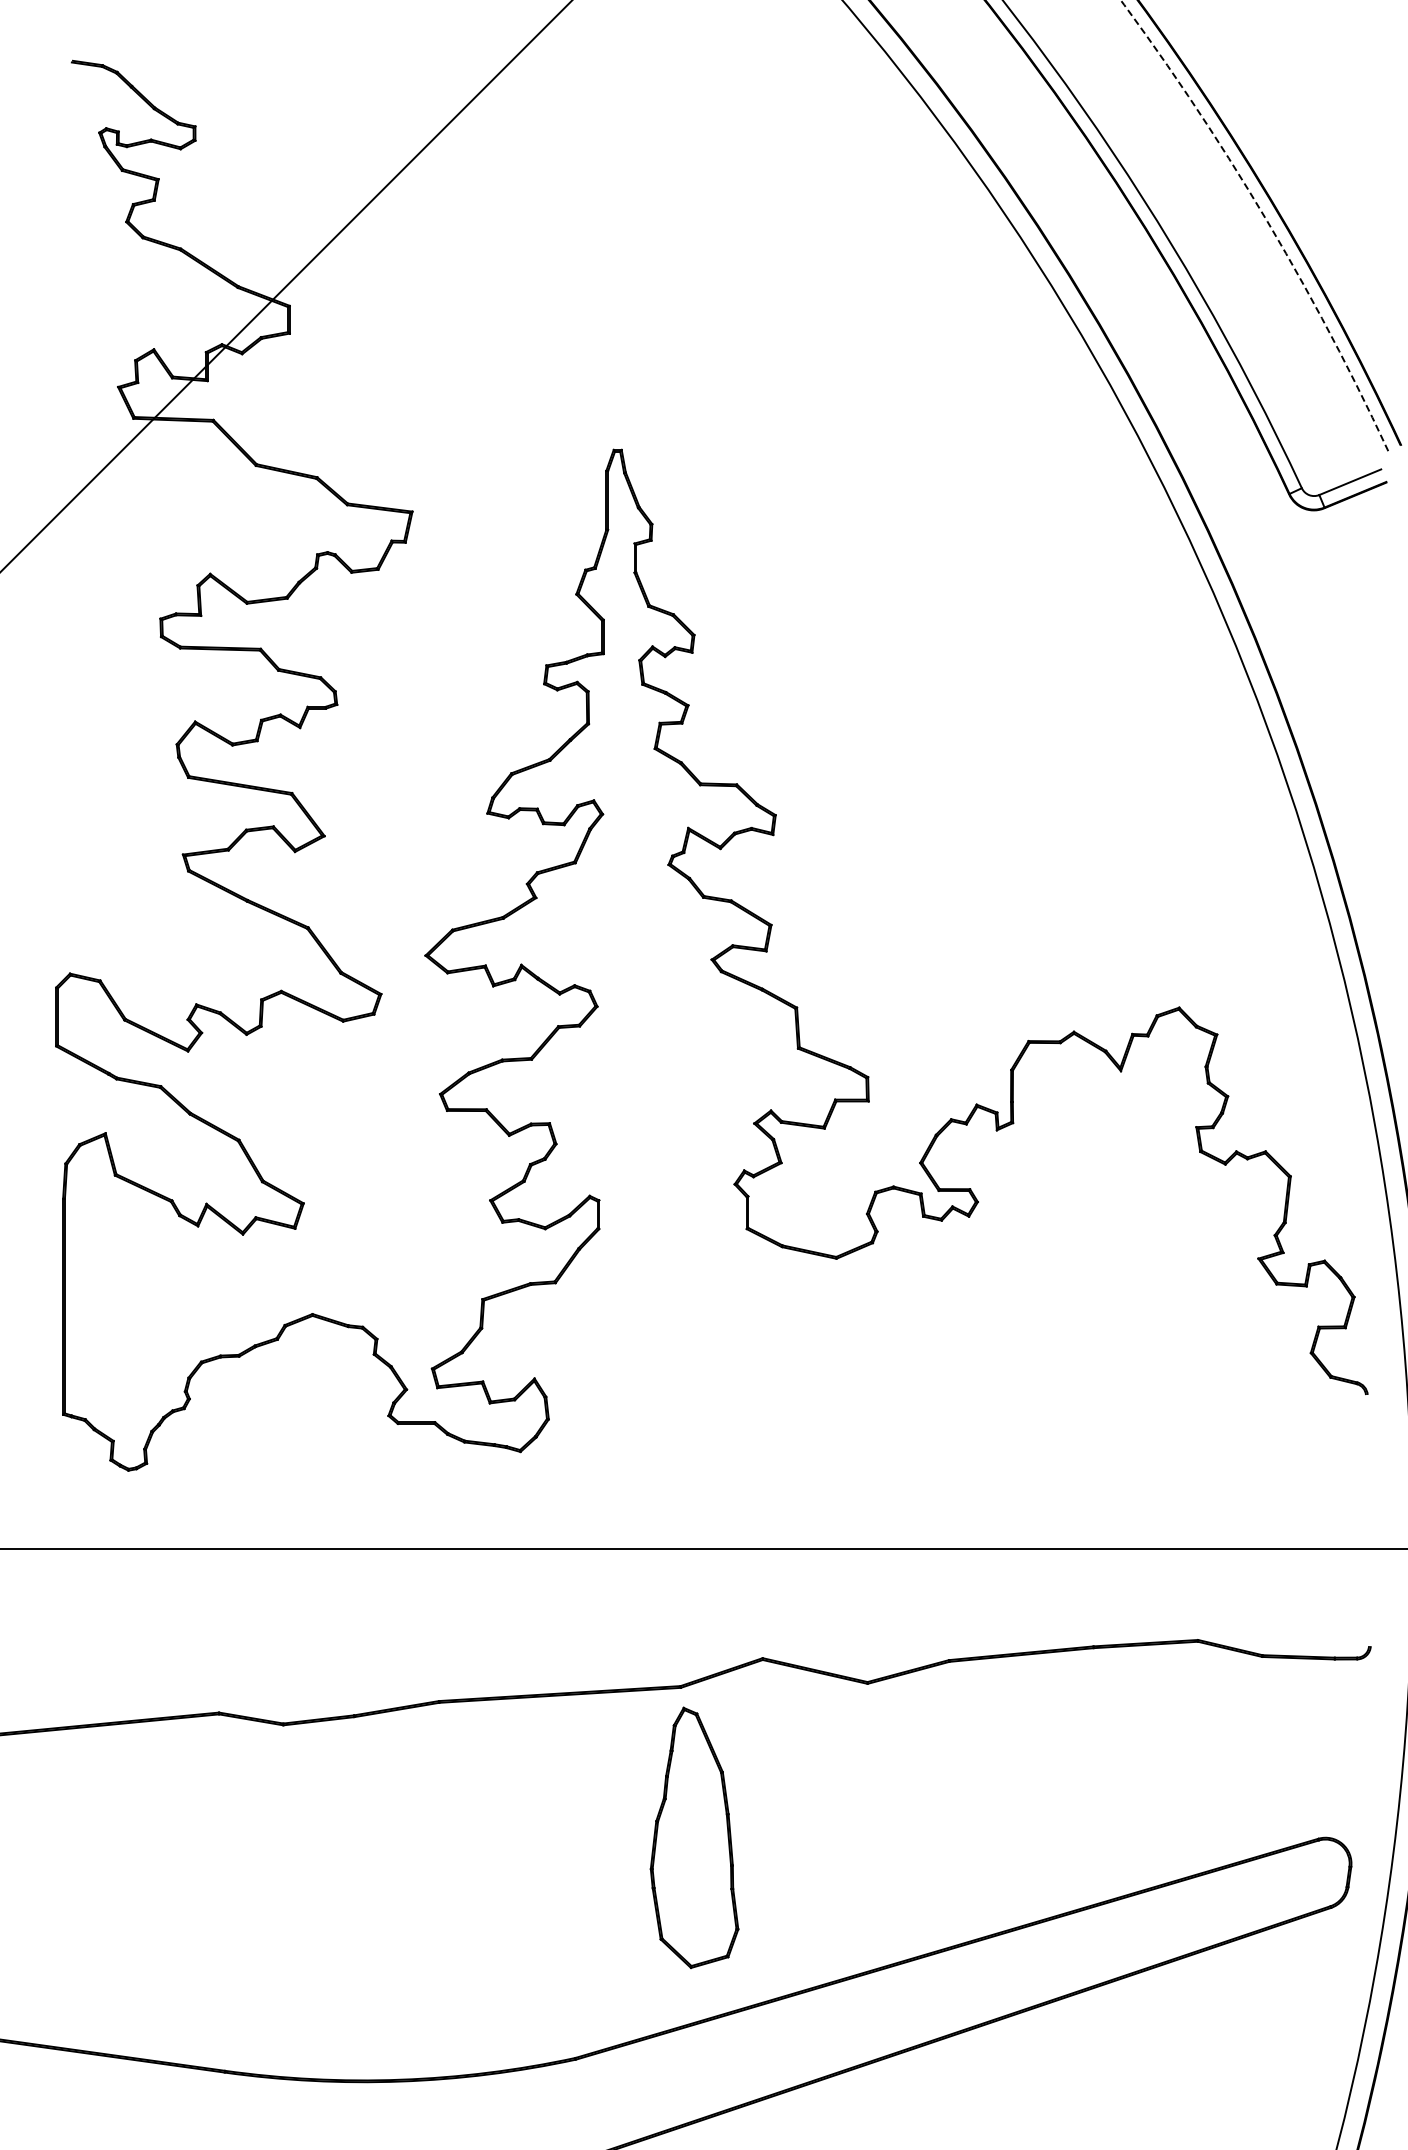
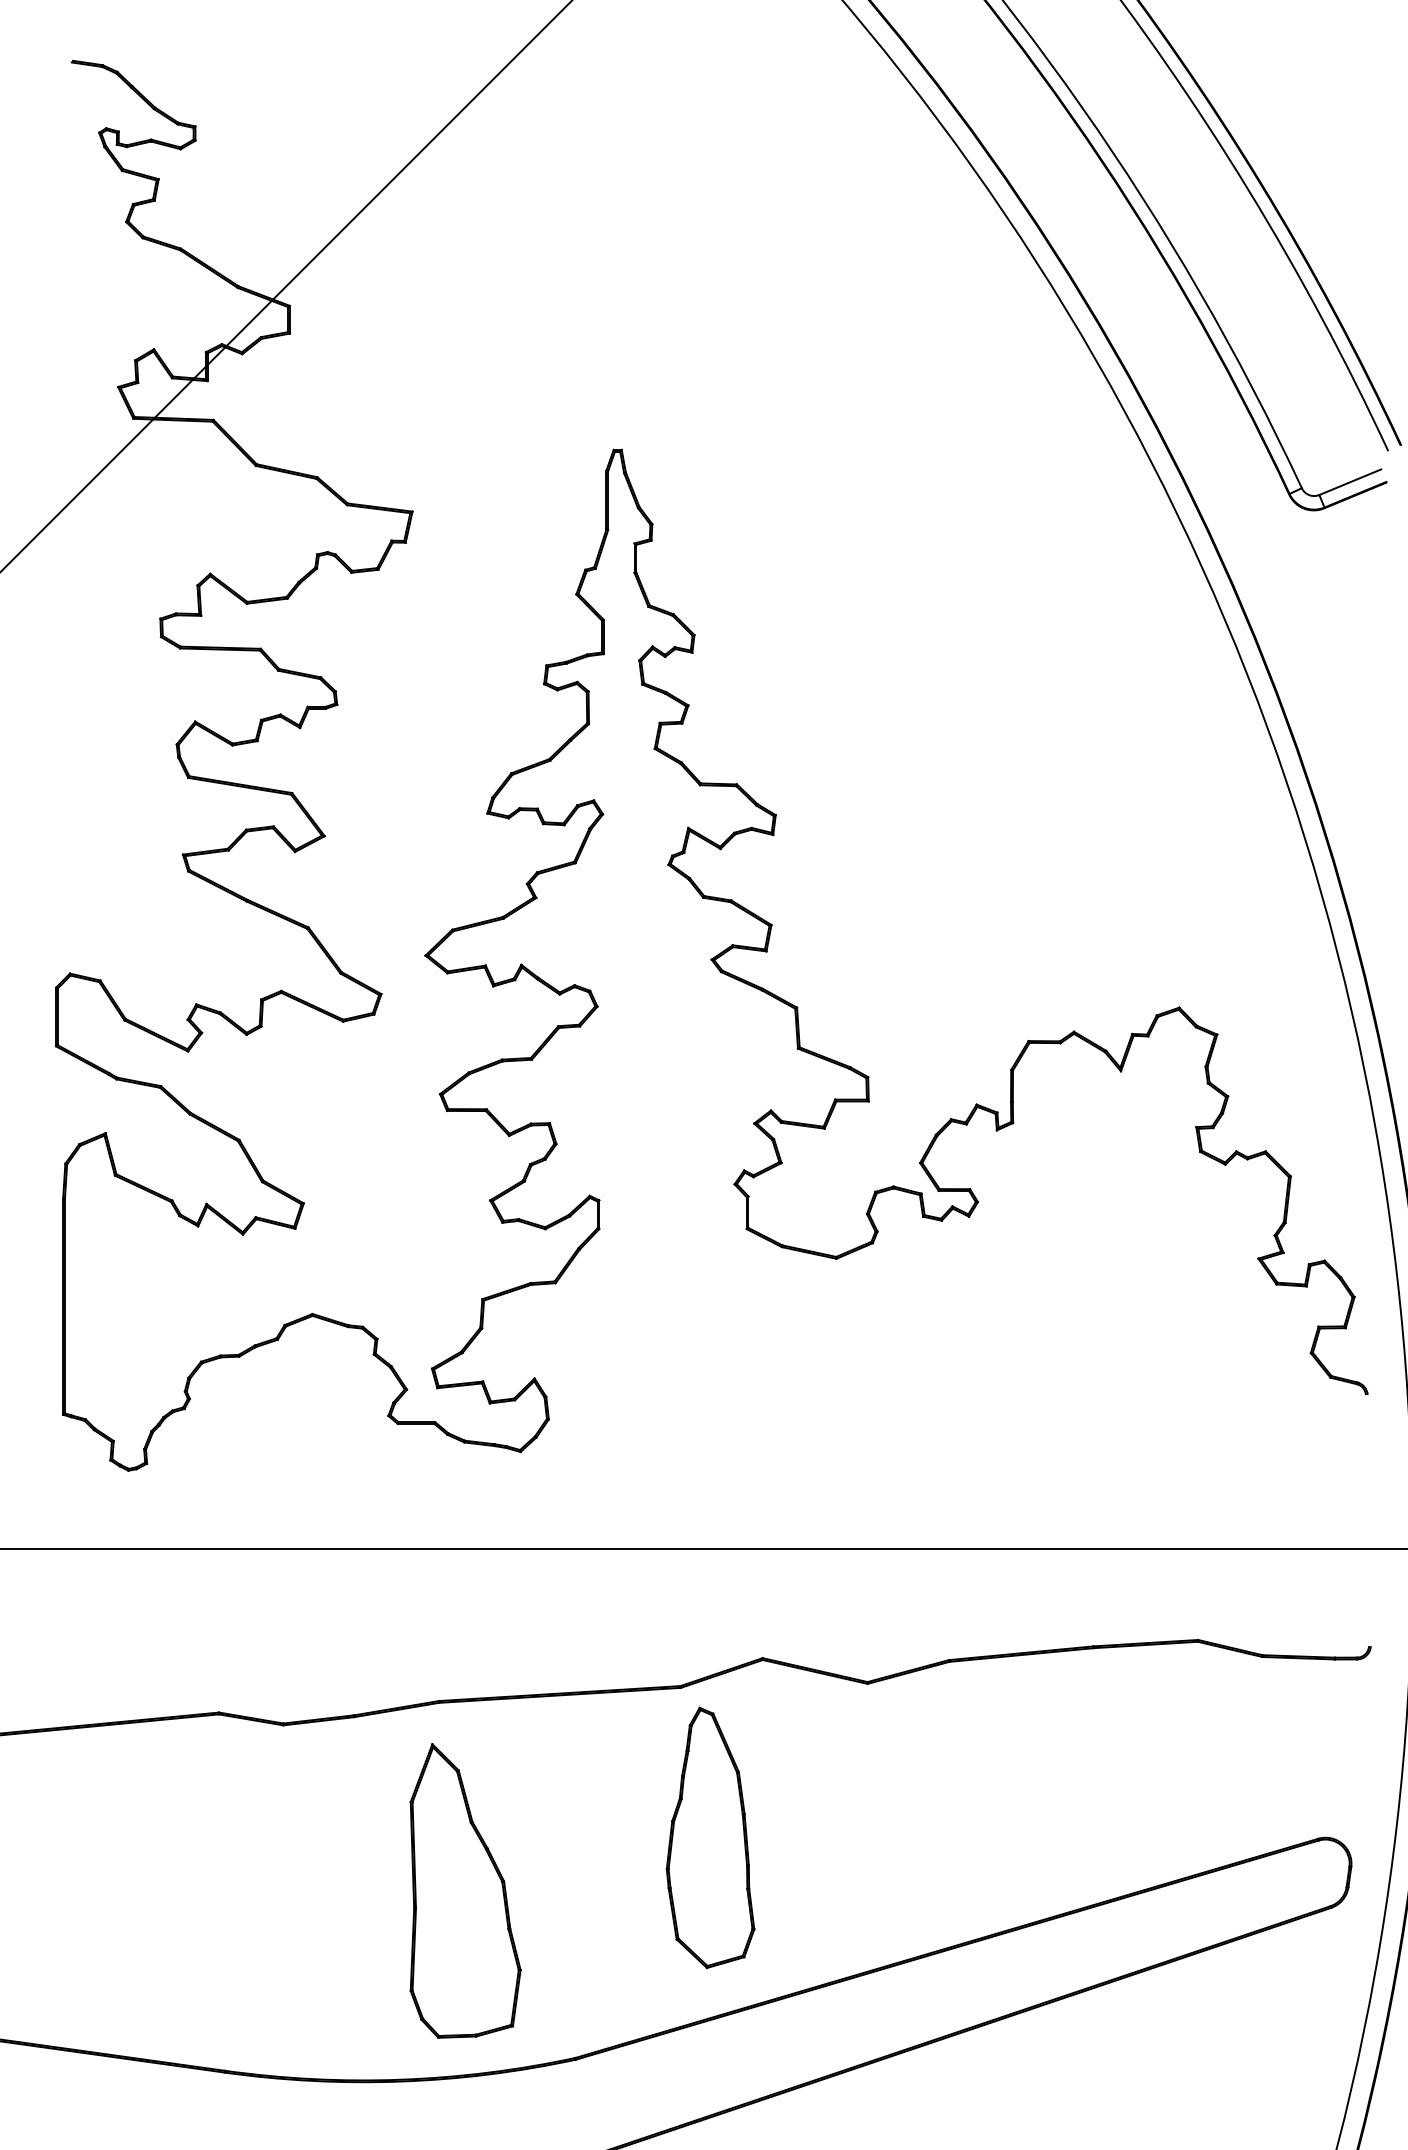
arc: dashed -> solid (1265, 218)
part position: (694, 1837) -> (710, 1837) (710, 1837)
part: none -> present (465, 1890)
